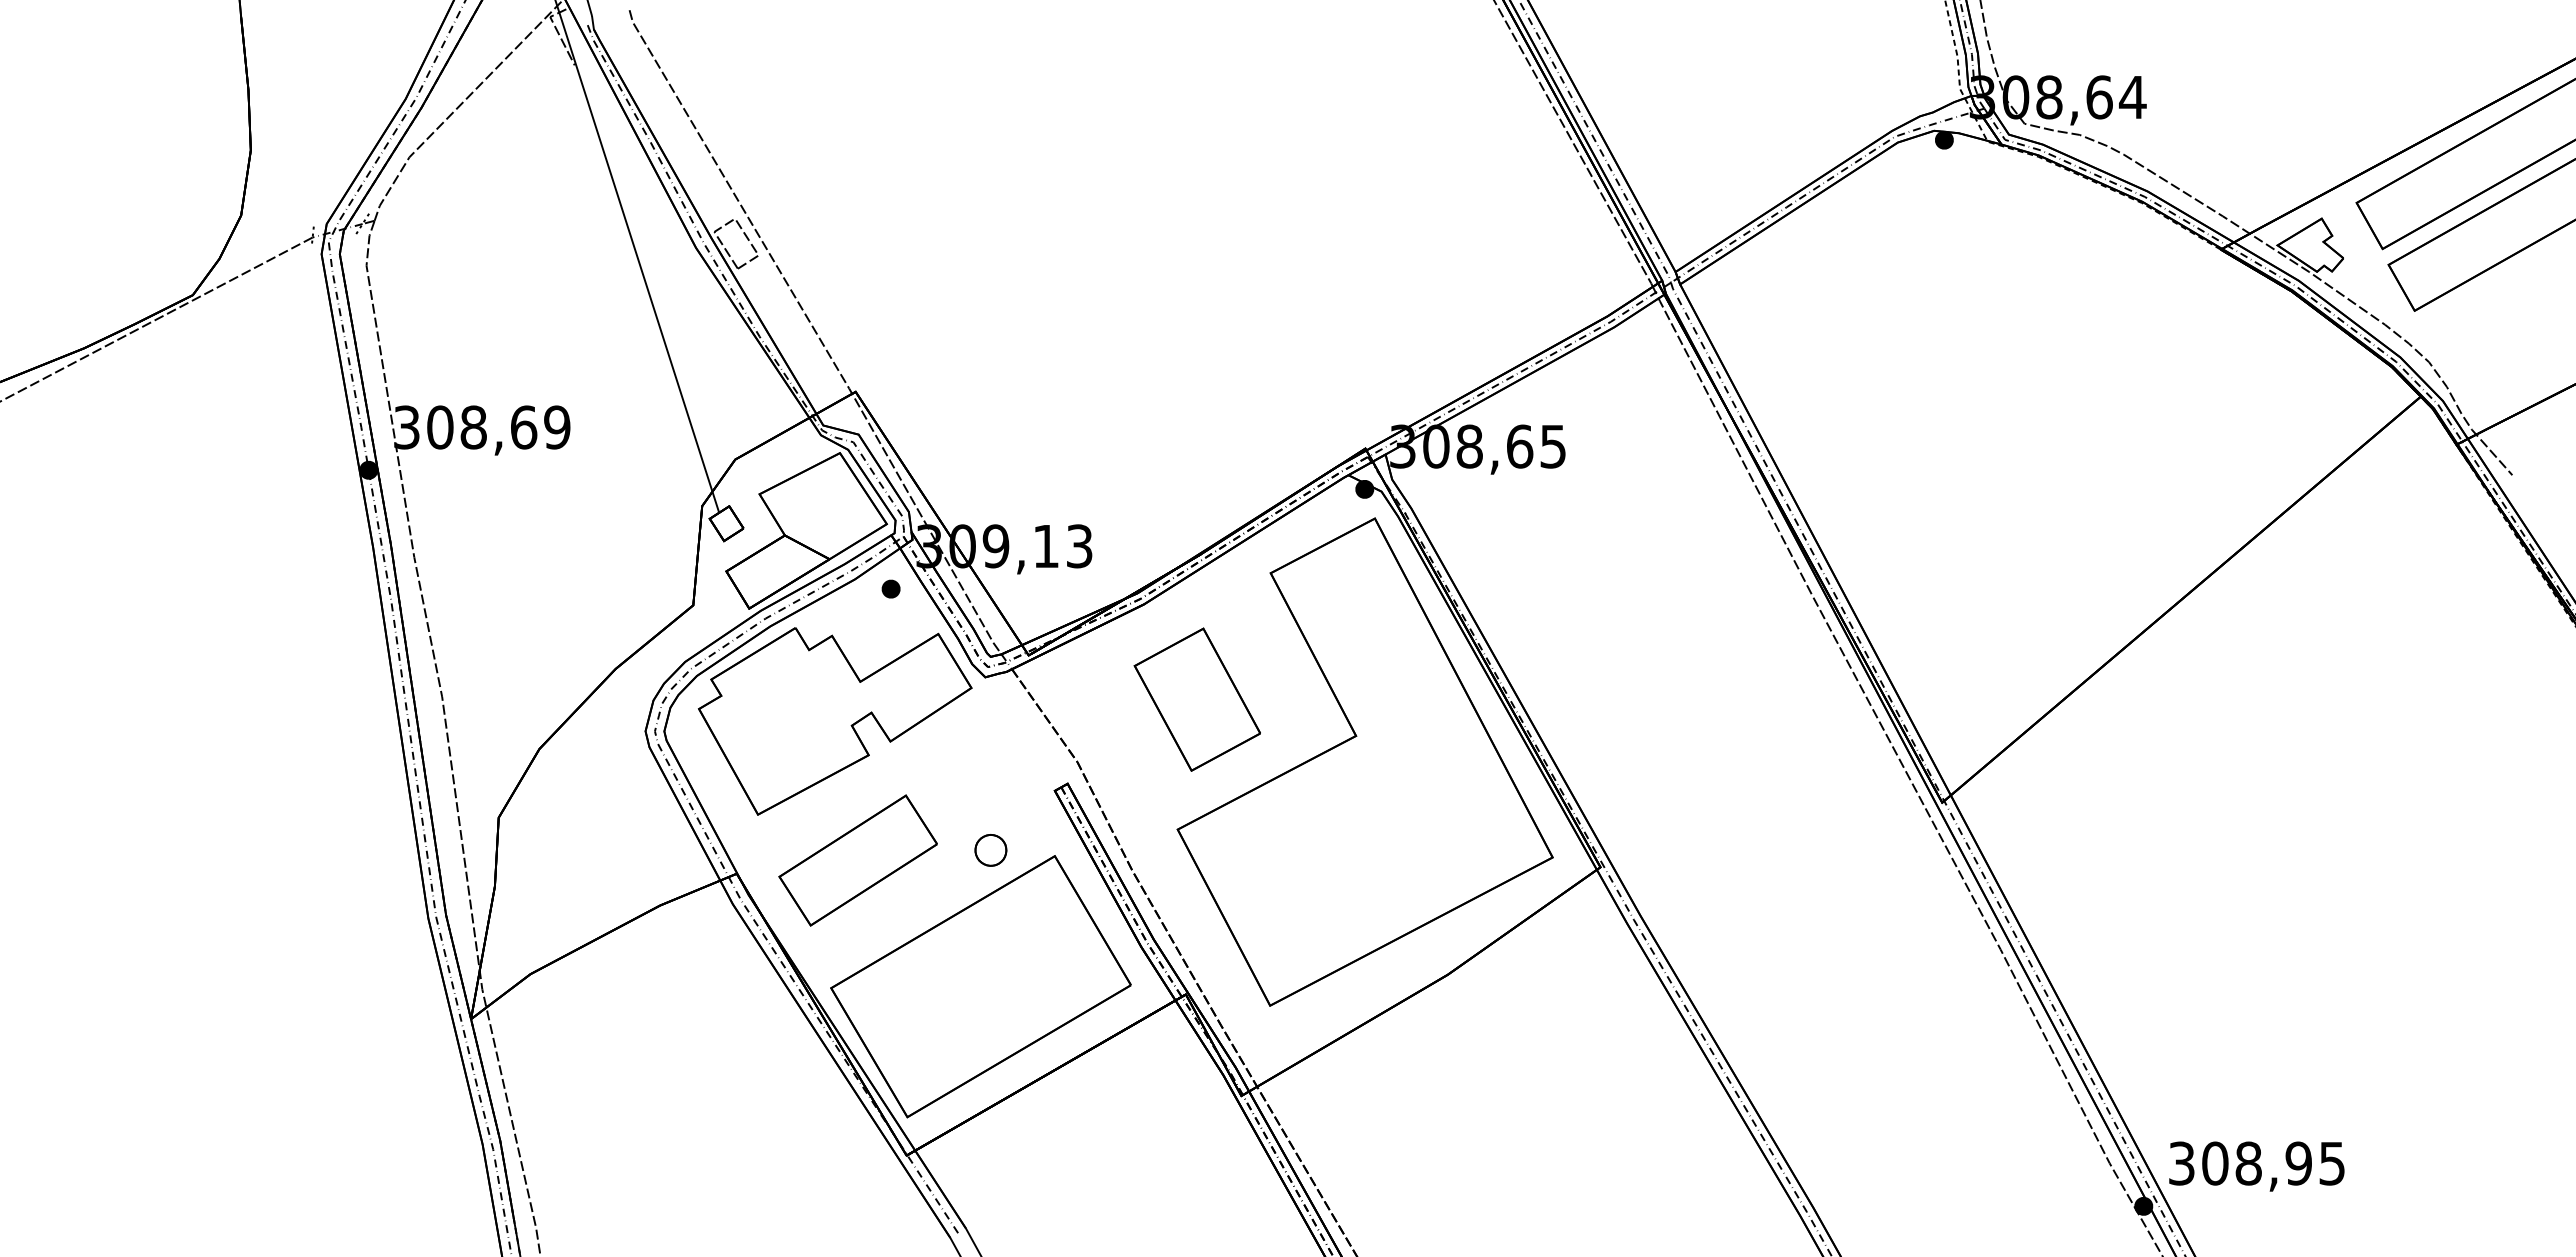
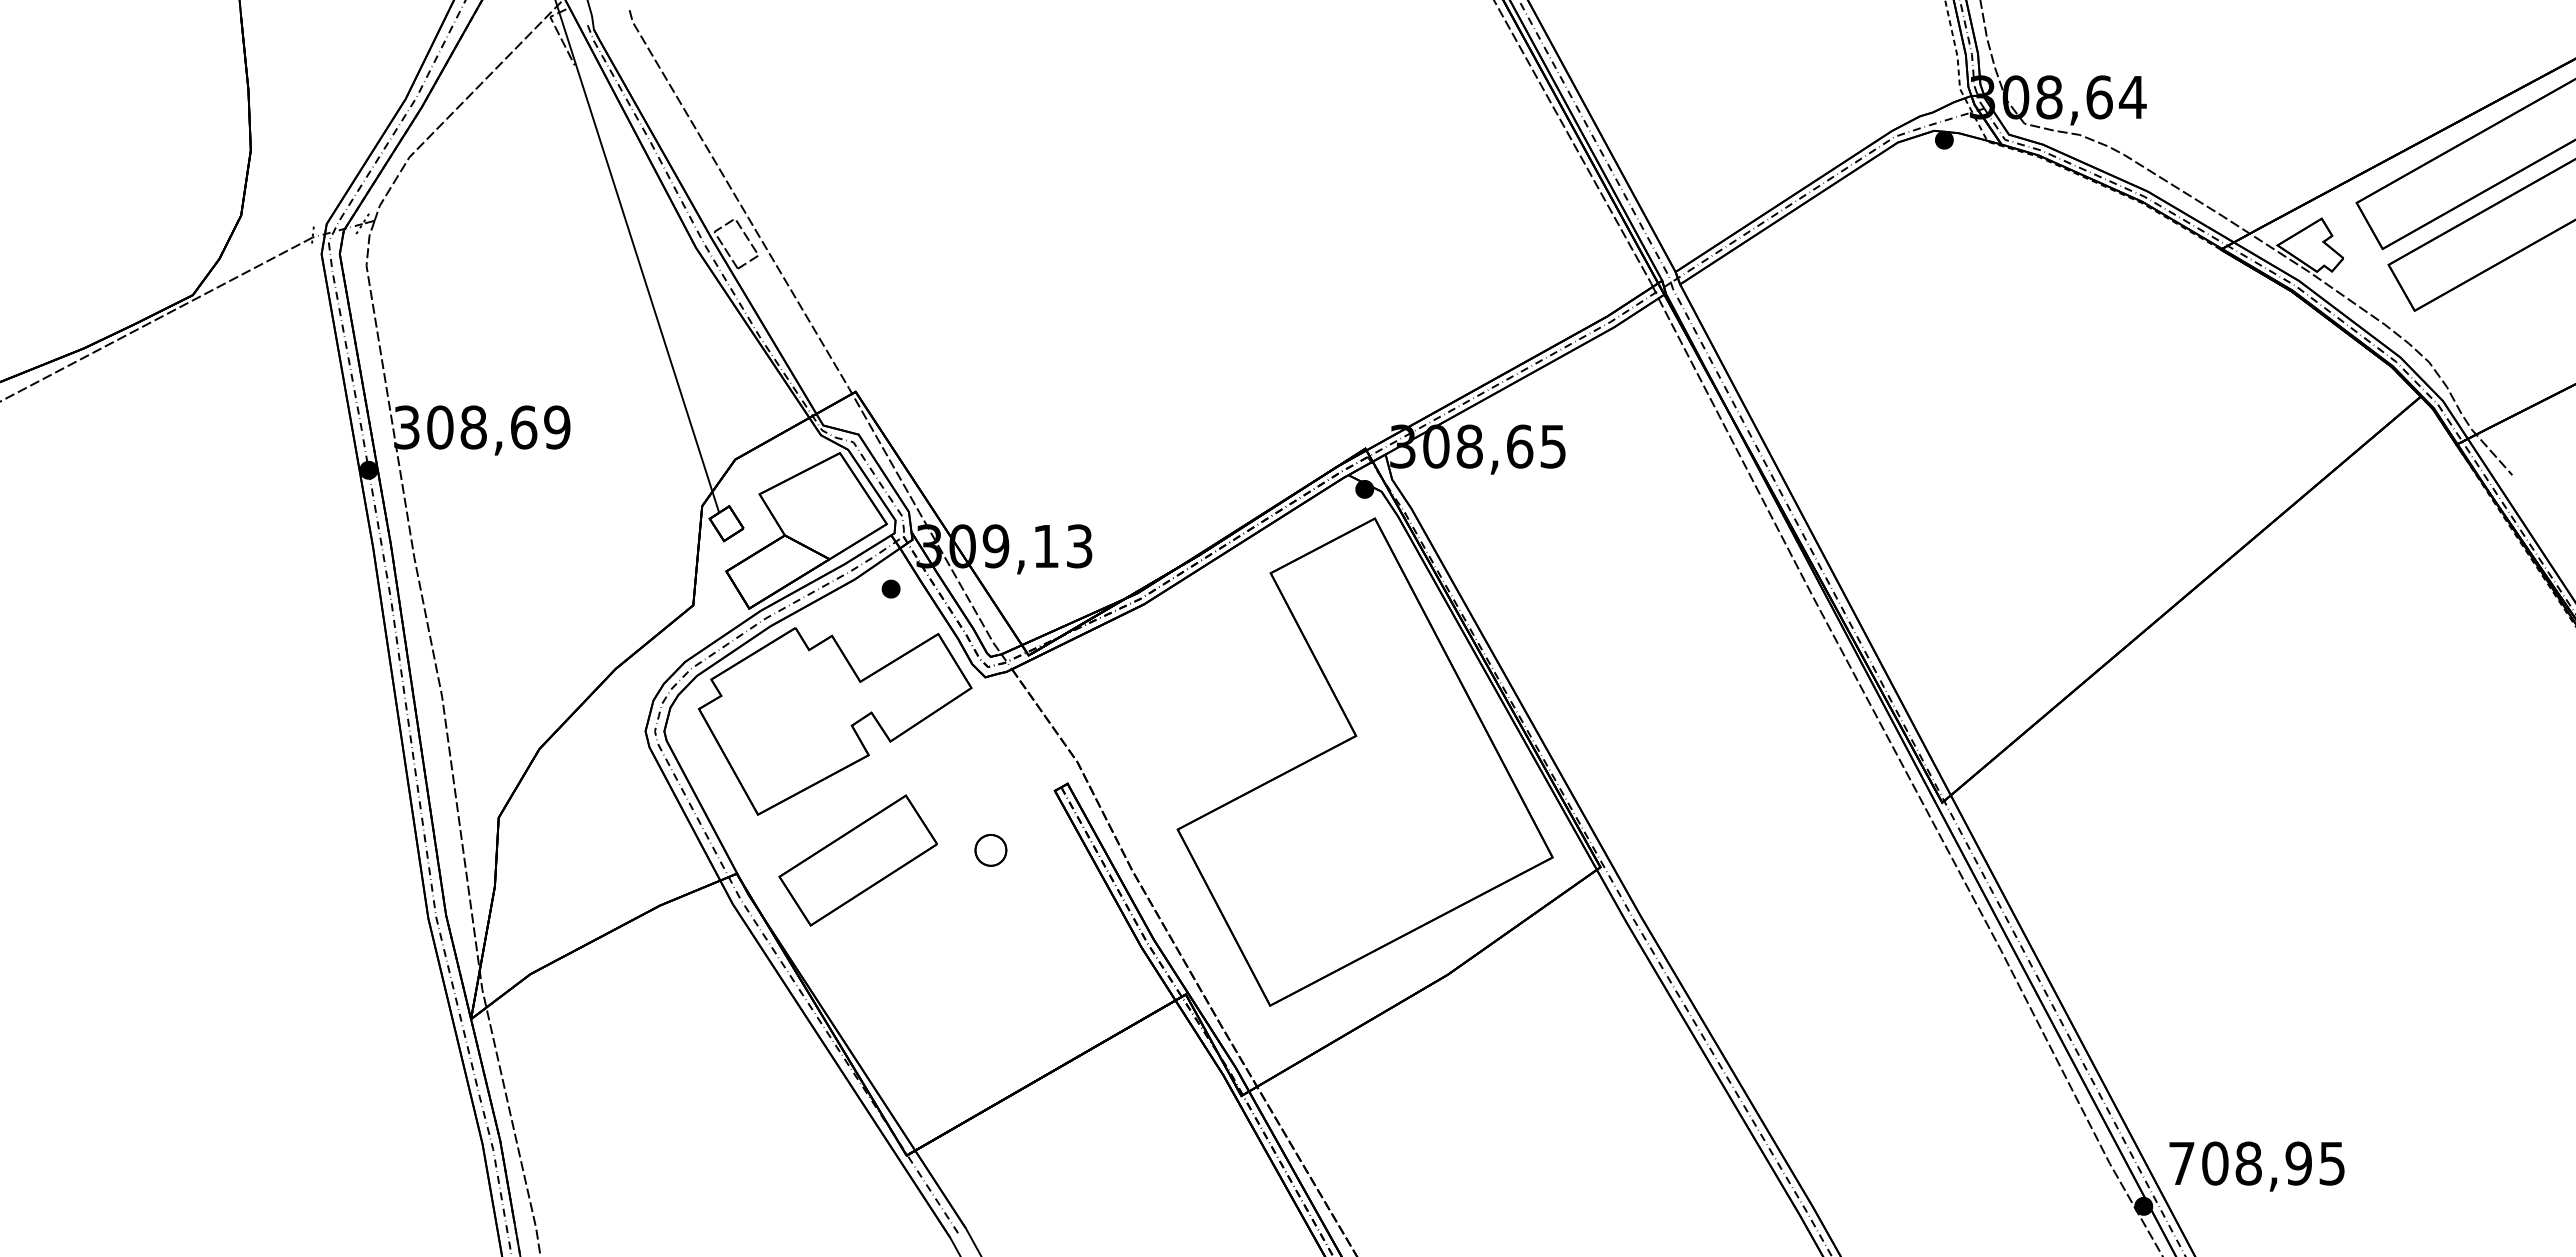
part: present -> none (1196, 699)
part: present -> none (980, 986)
text: 308,95 -> 708,95 (2181, 1163)
